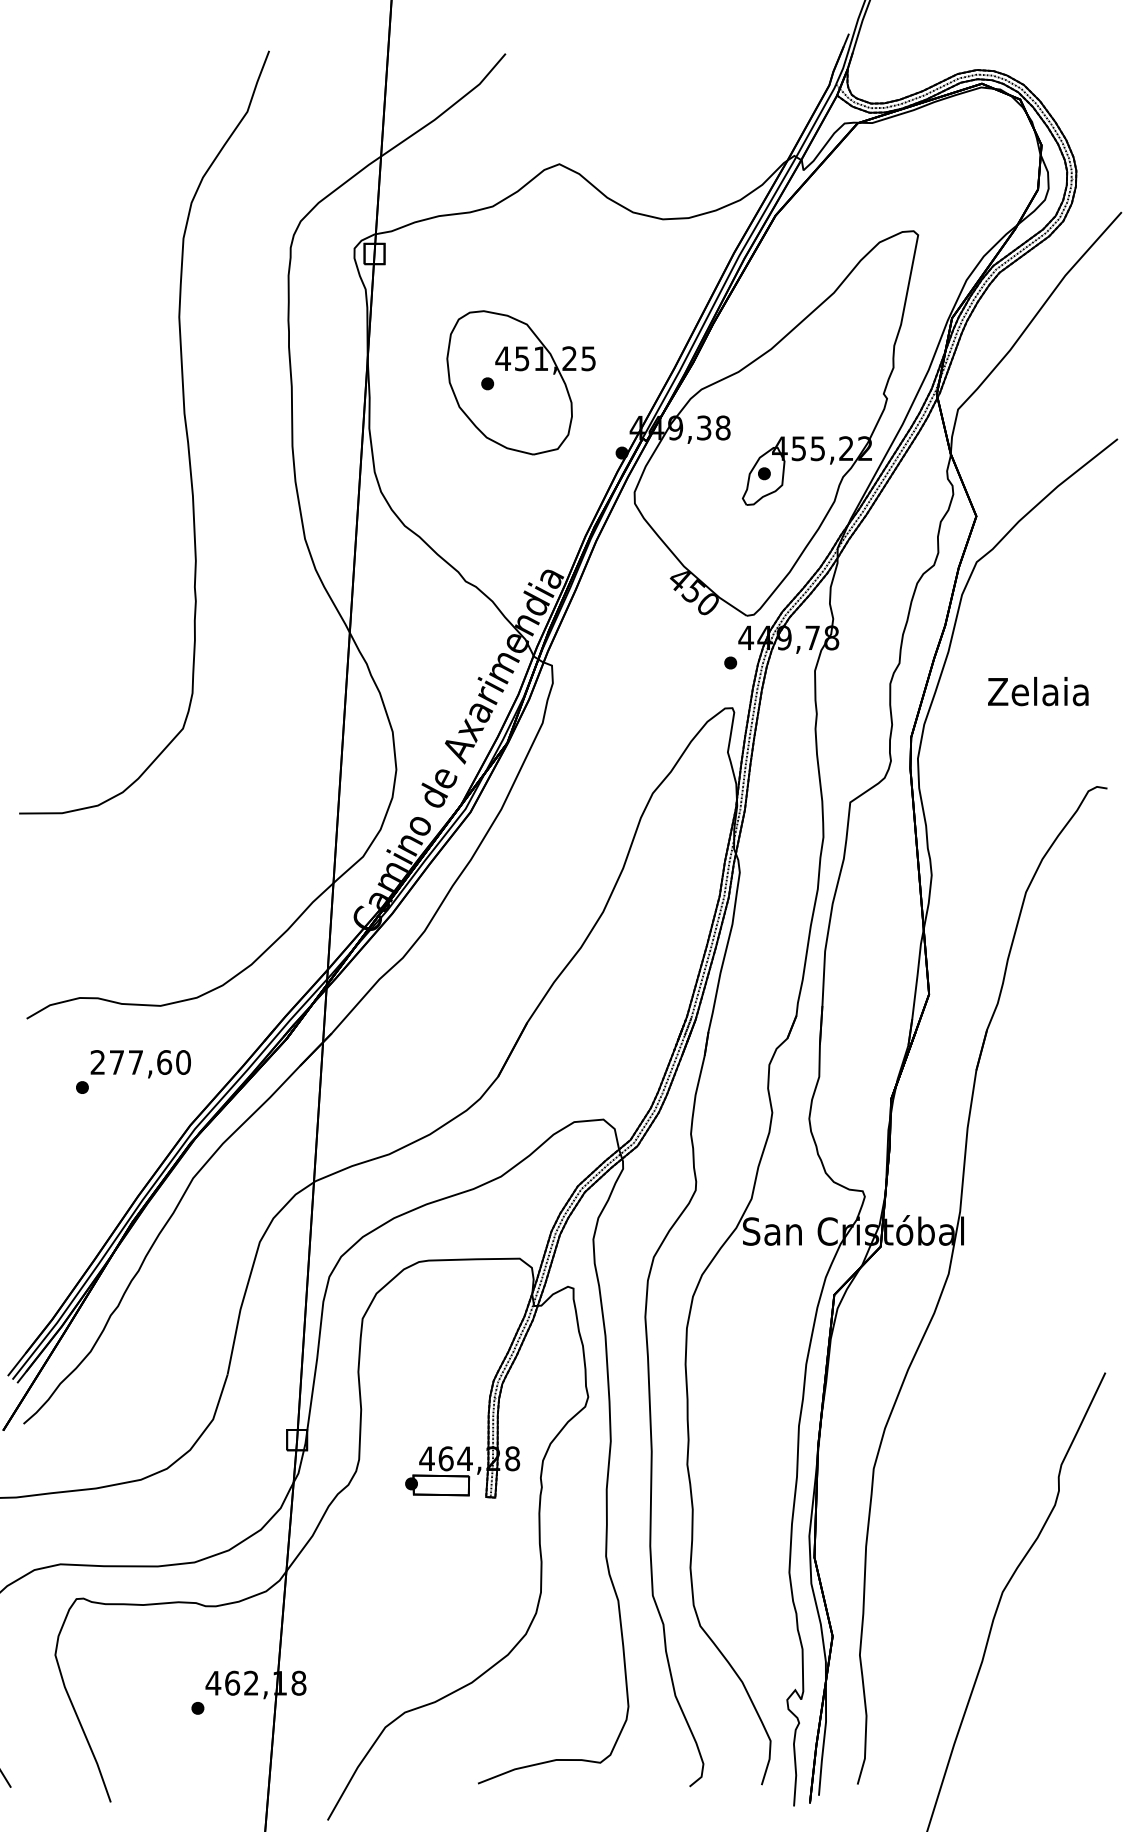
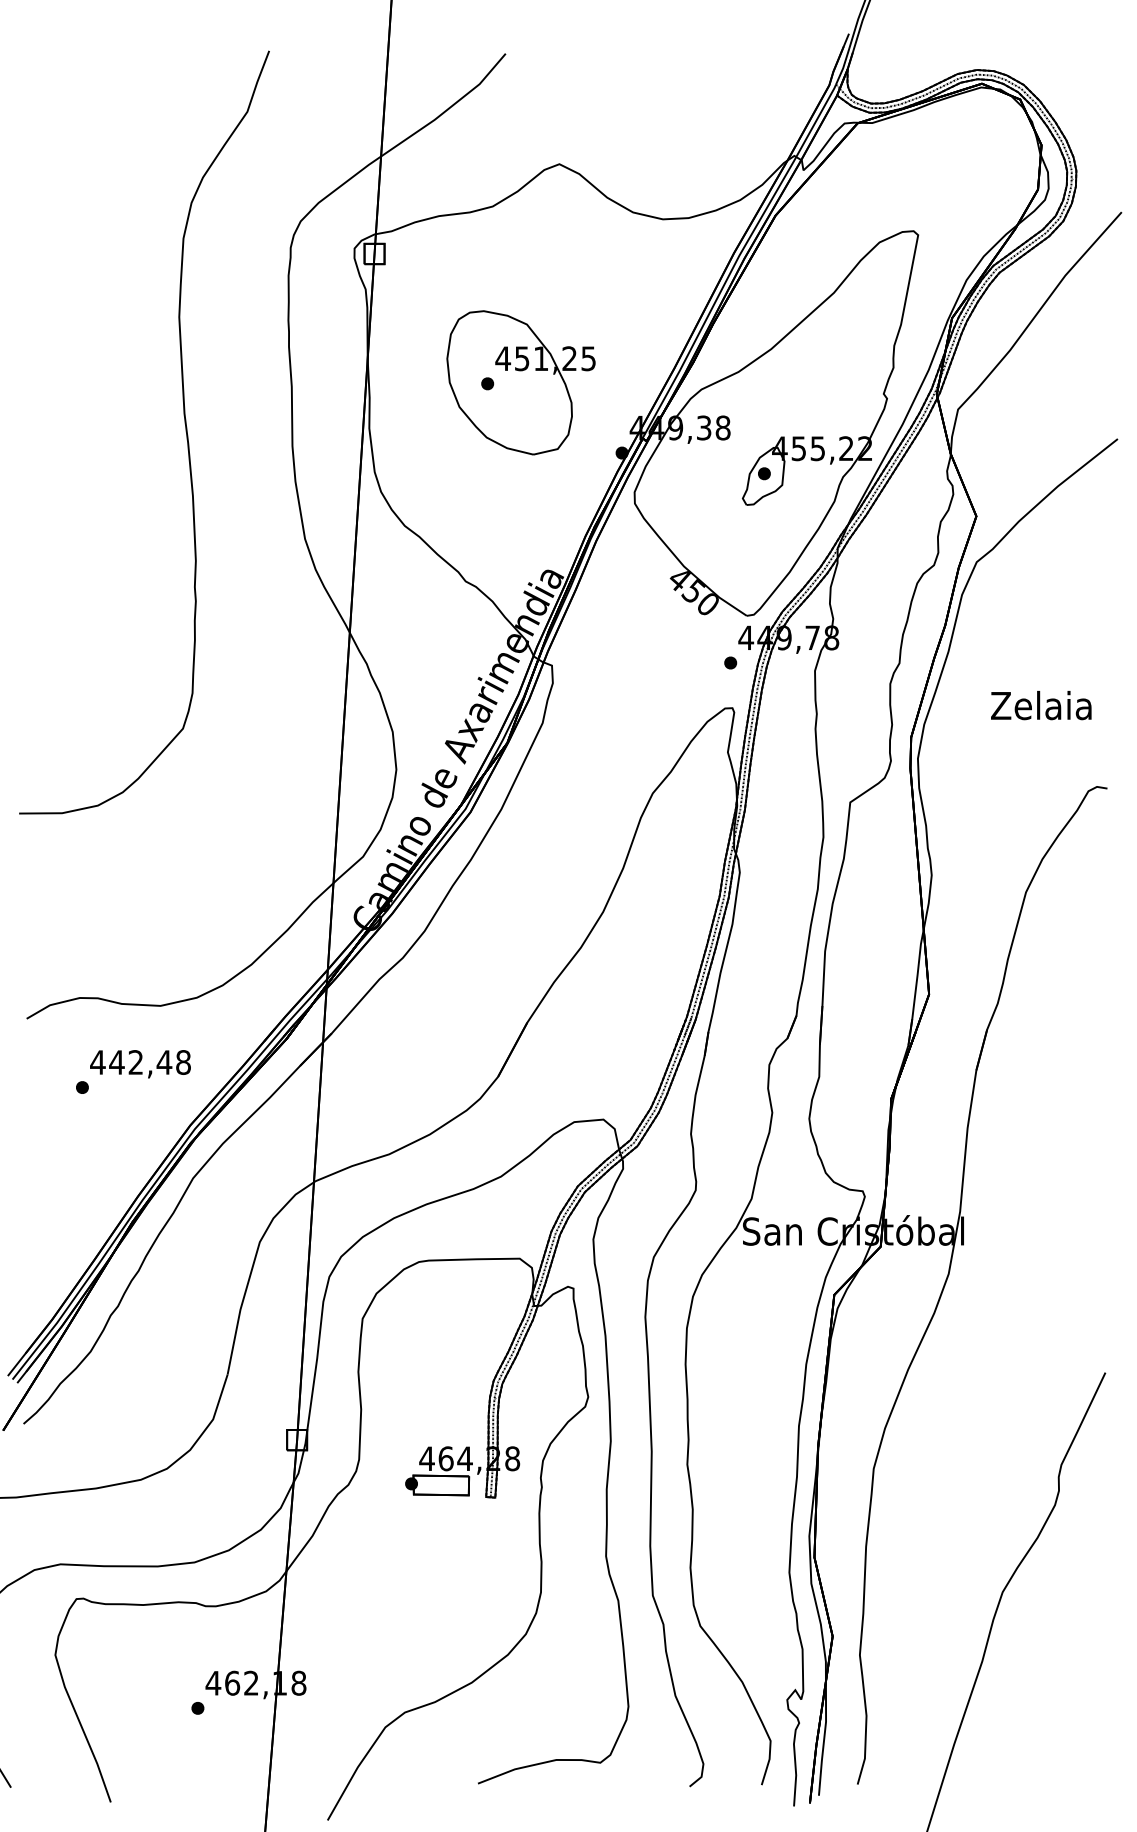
text position: (1038, 691) -> (1041, 705) (1041, 705)
text: 277,60 -> 442,48 (140, 1062)
